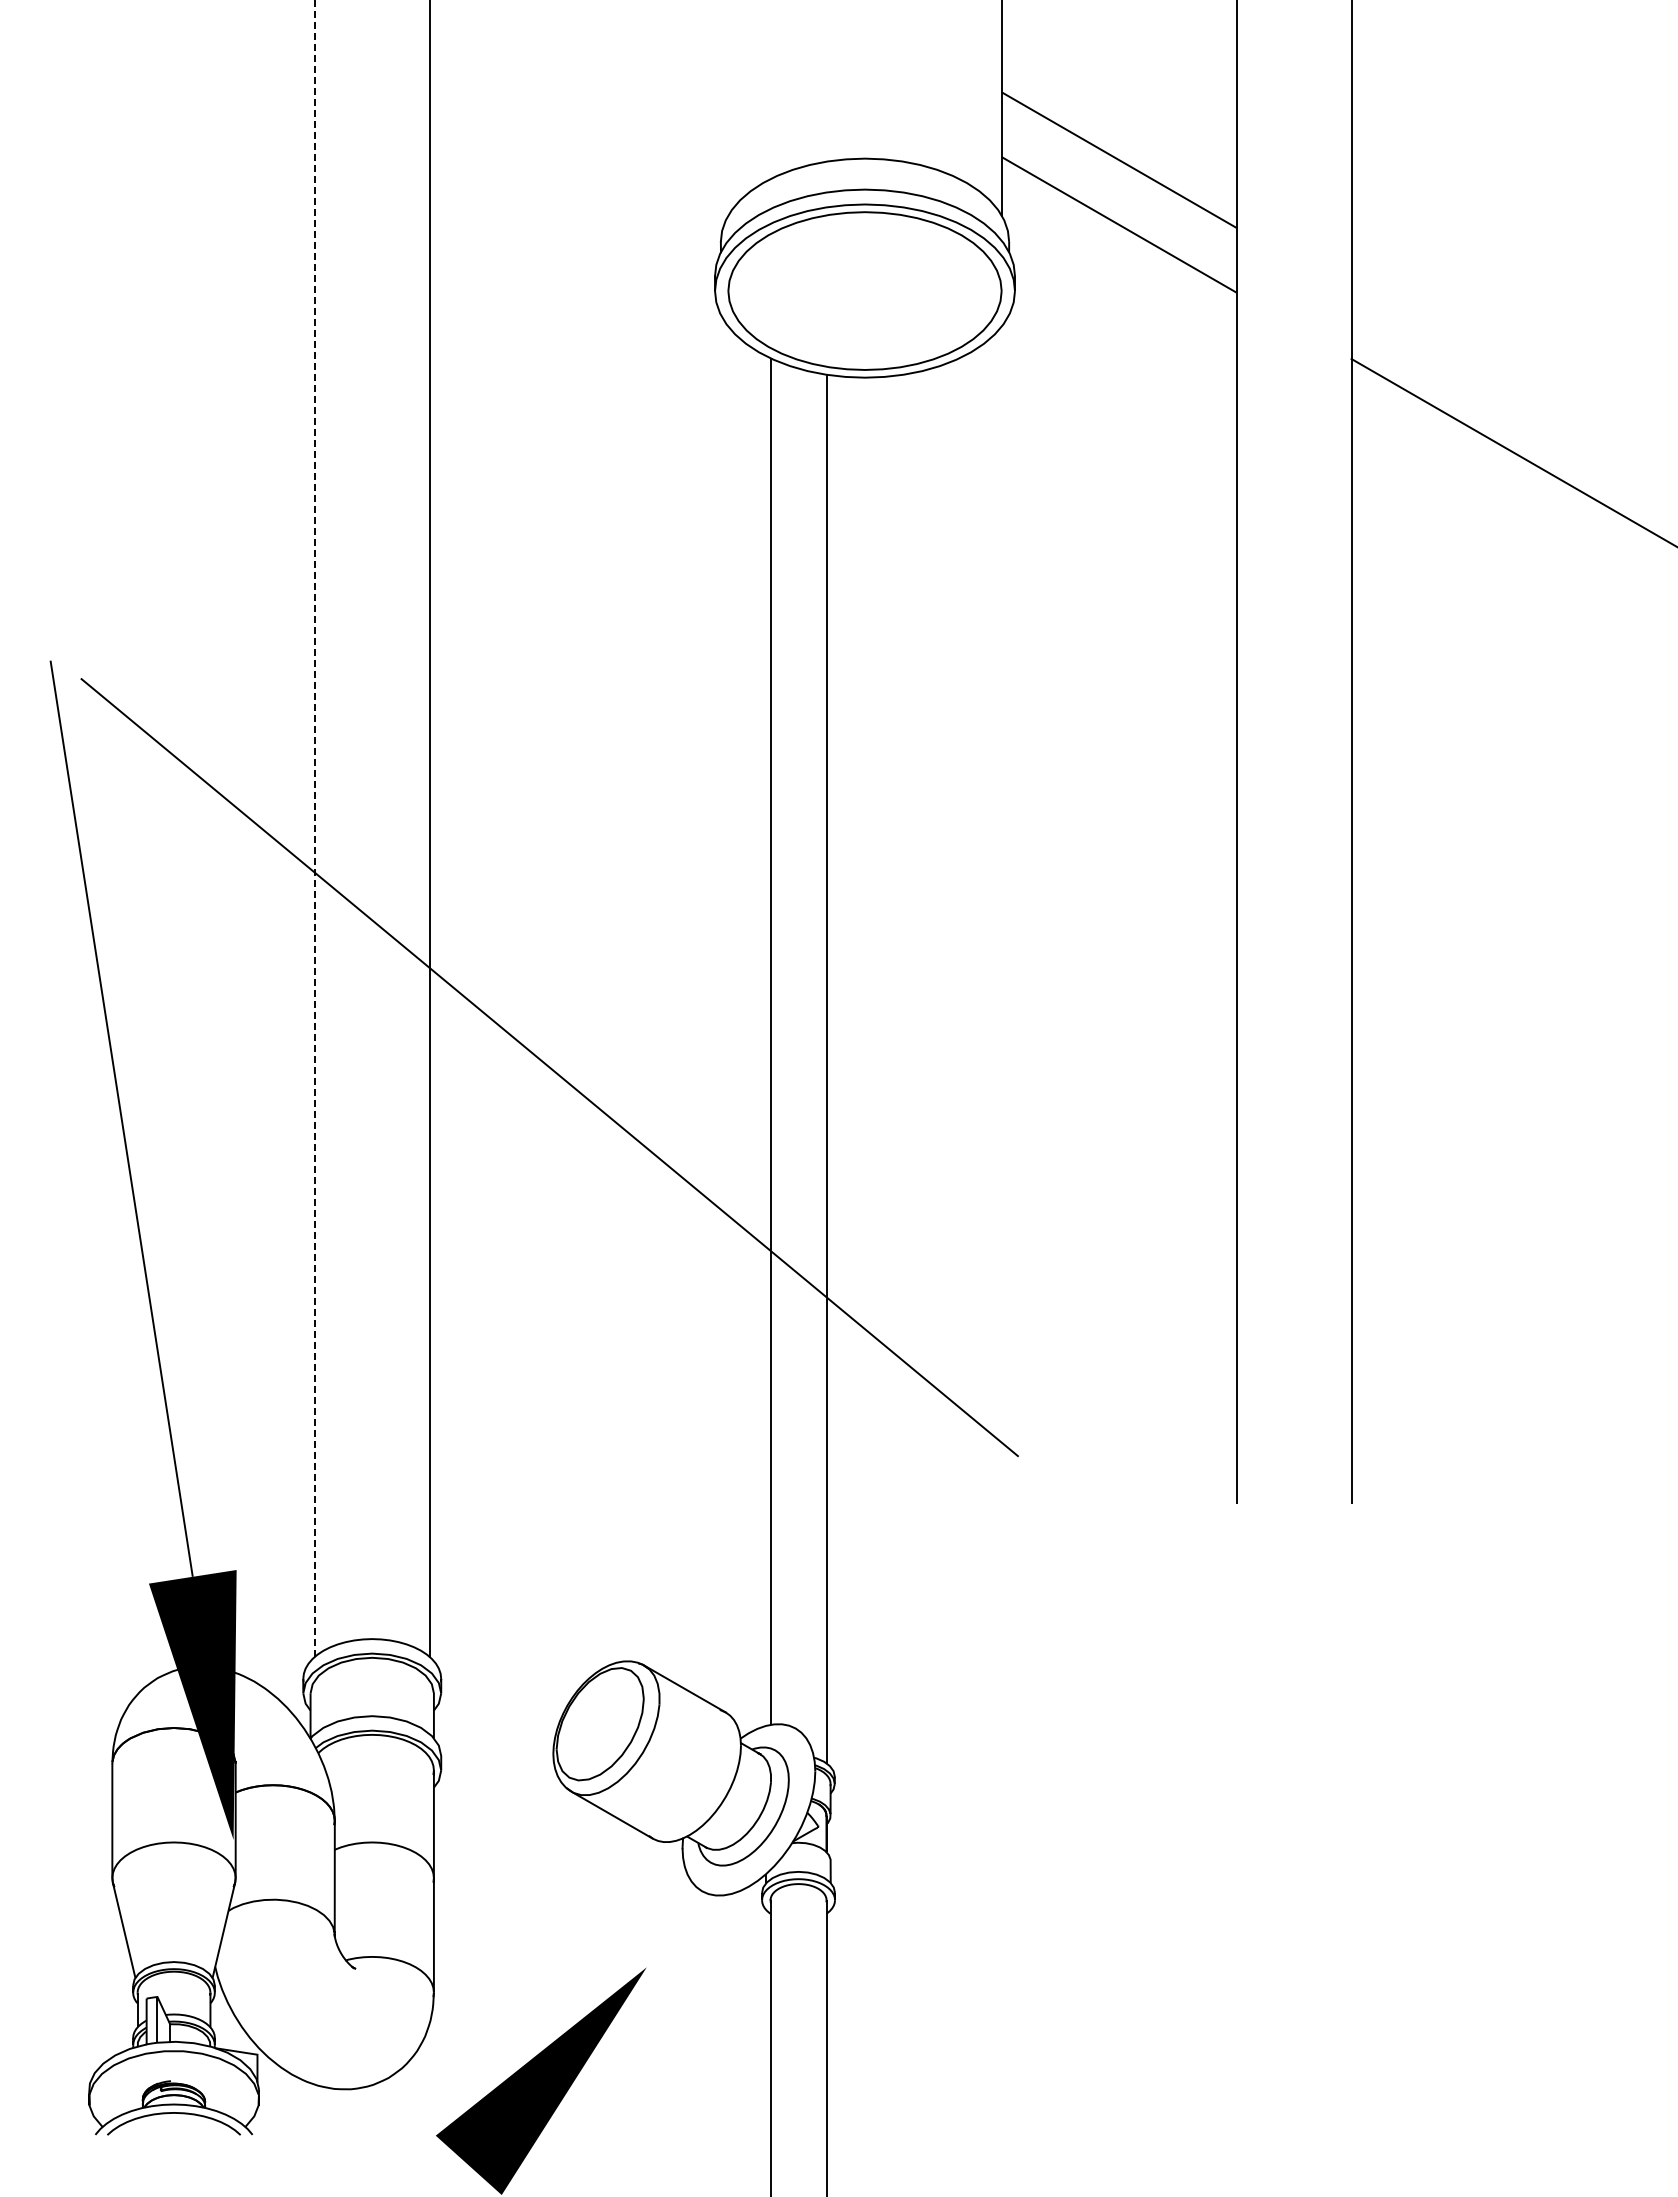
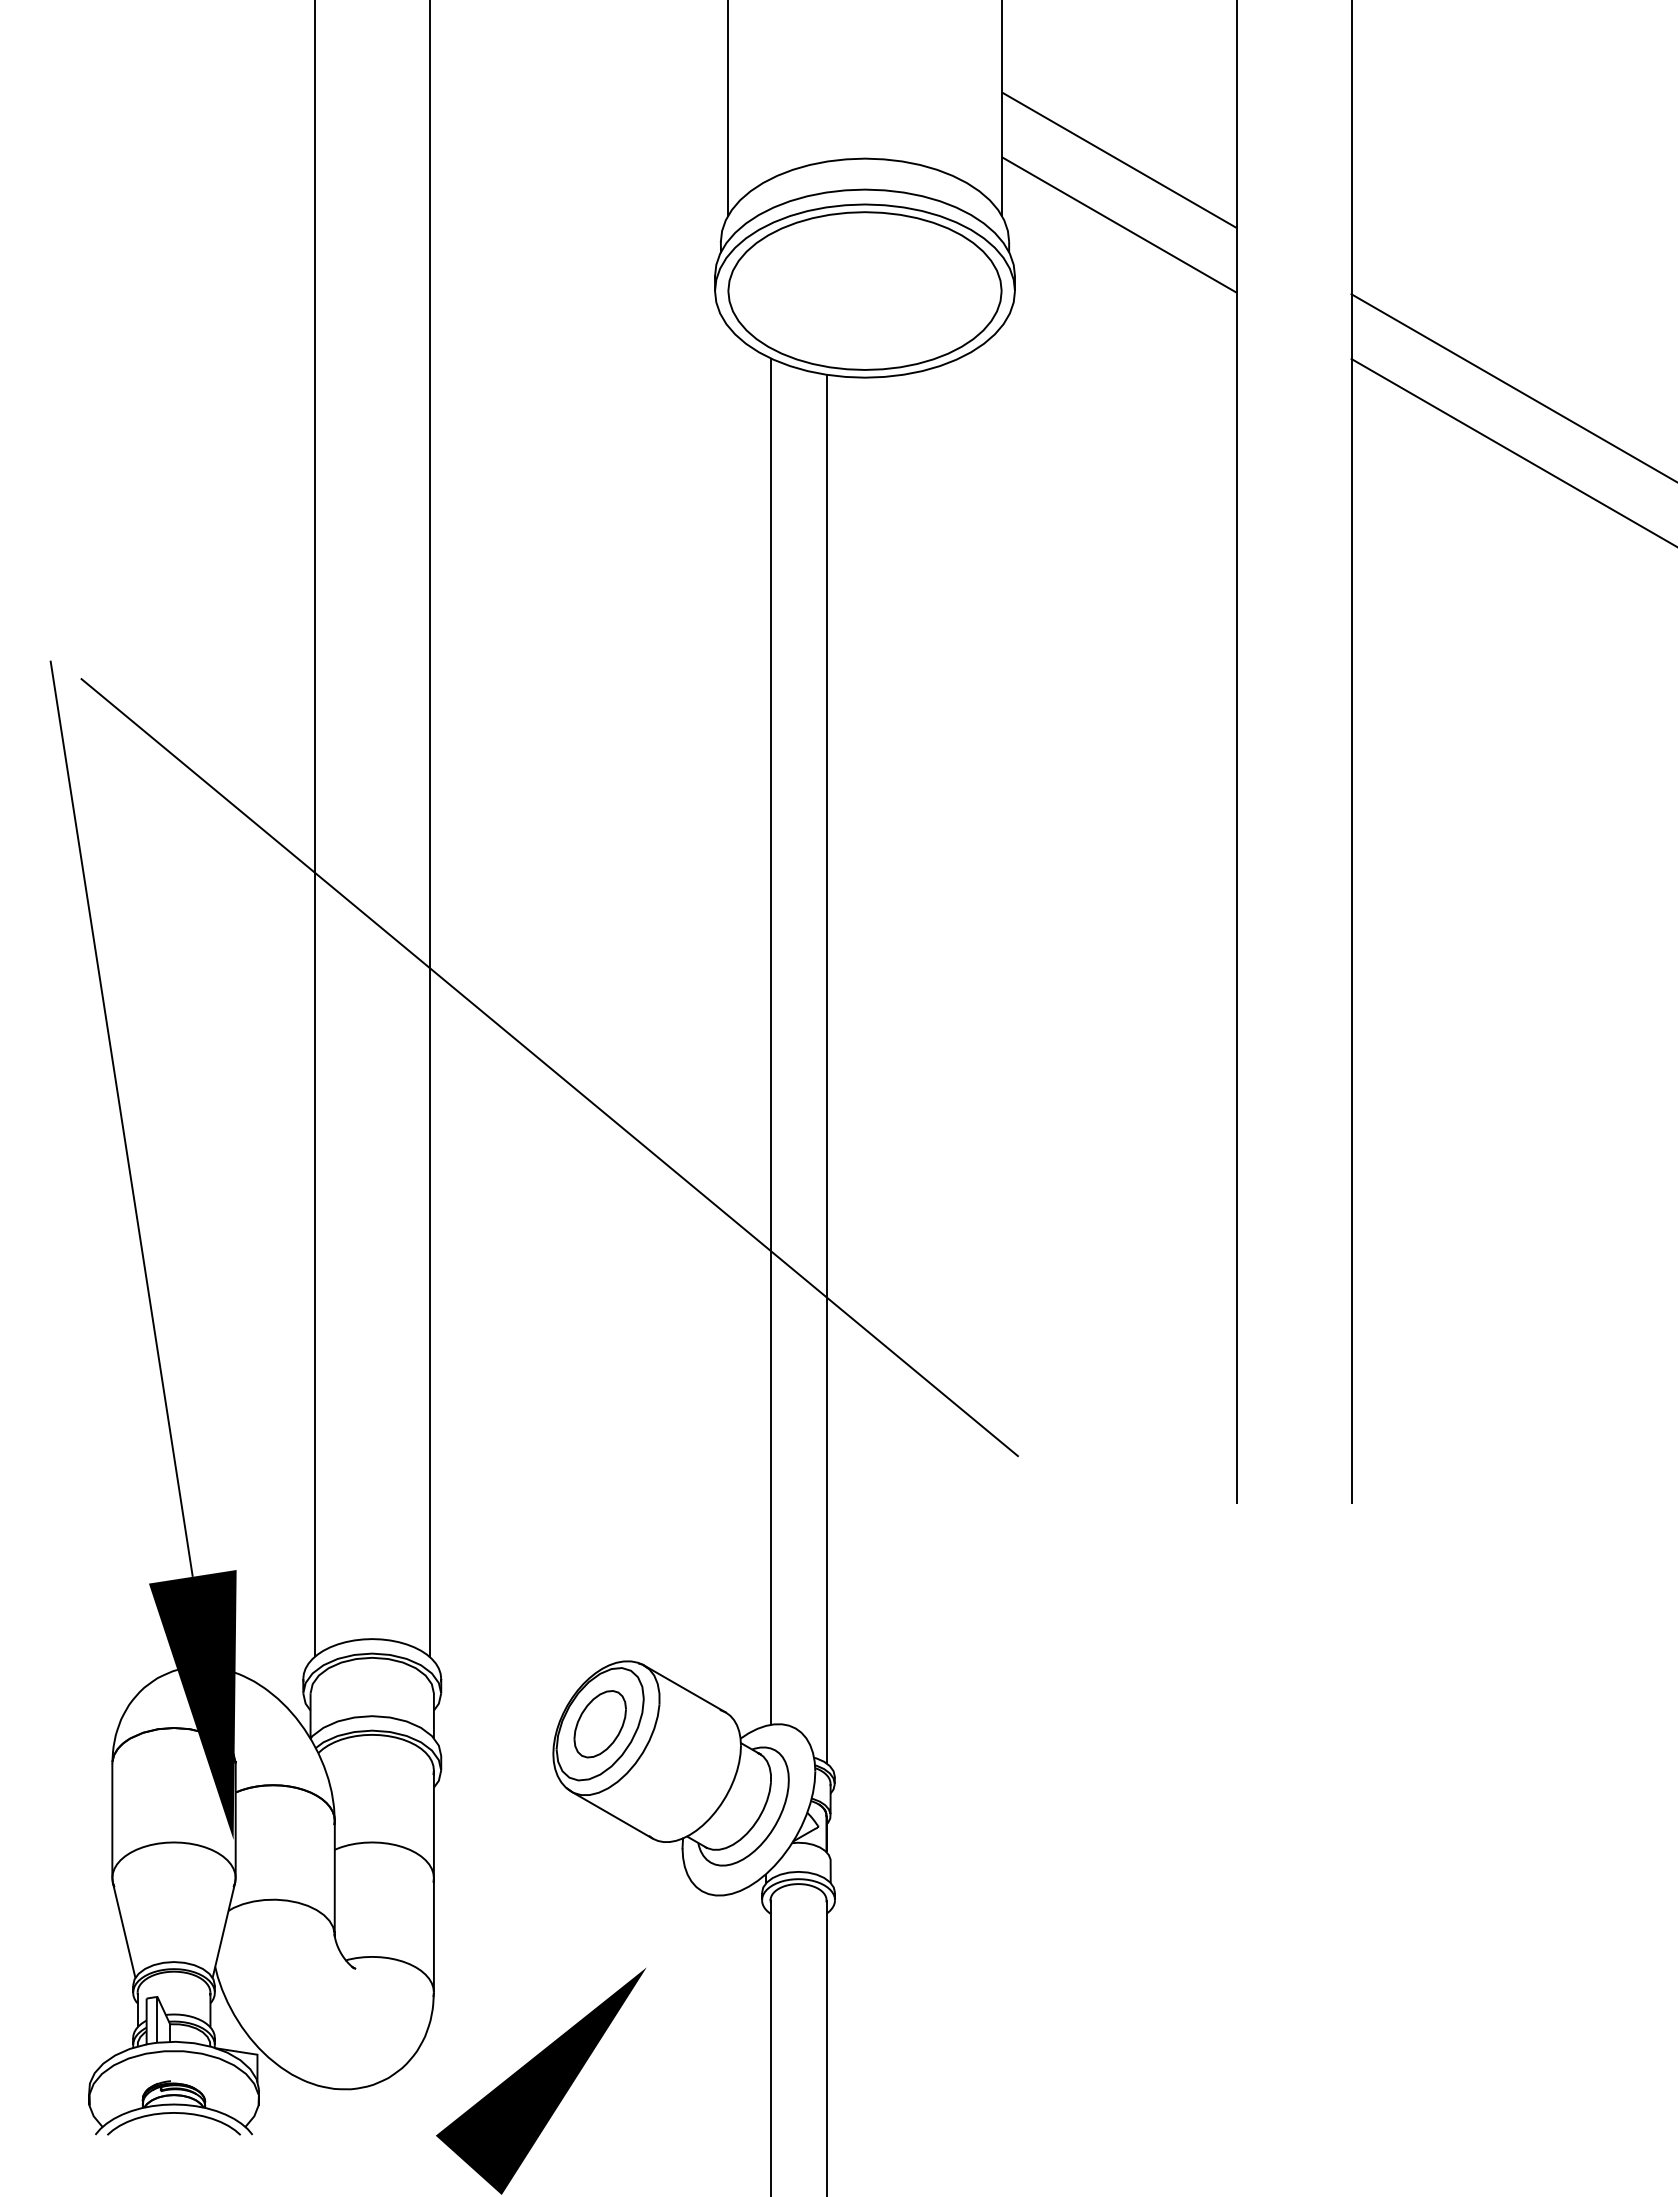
line: none -> present (728, 108)
line: none -> present (1512, 387)
line: dashed -> solid (314, 827)
part: none -> present (599, 1724)
